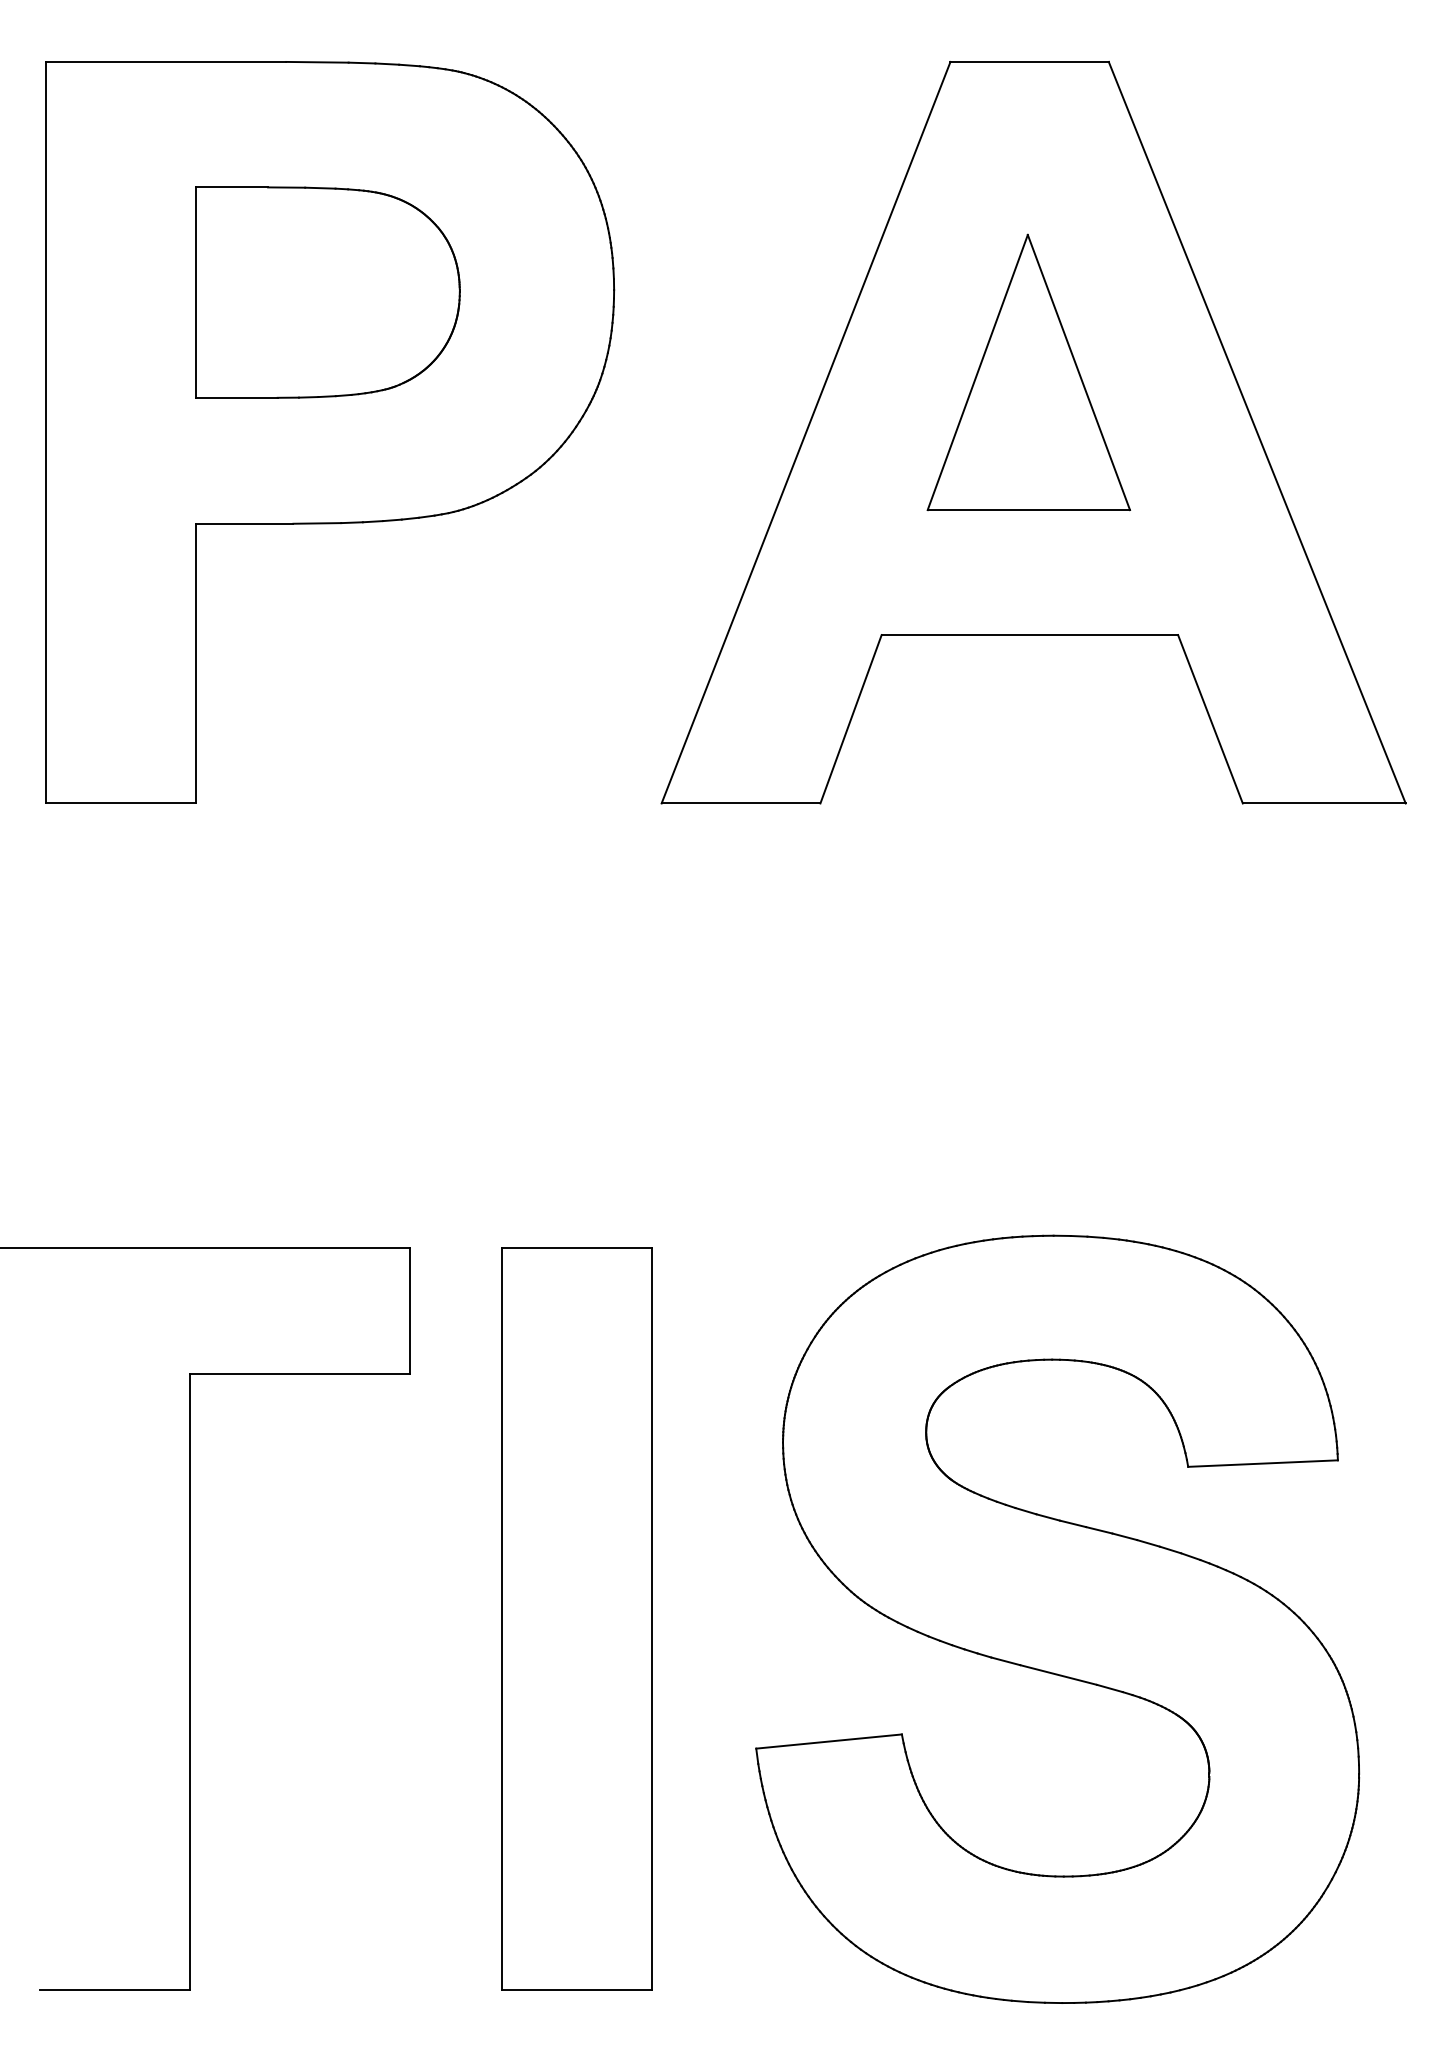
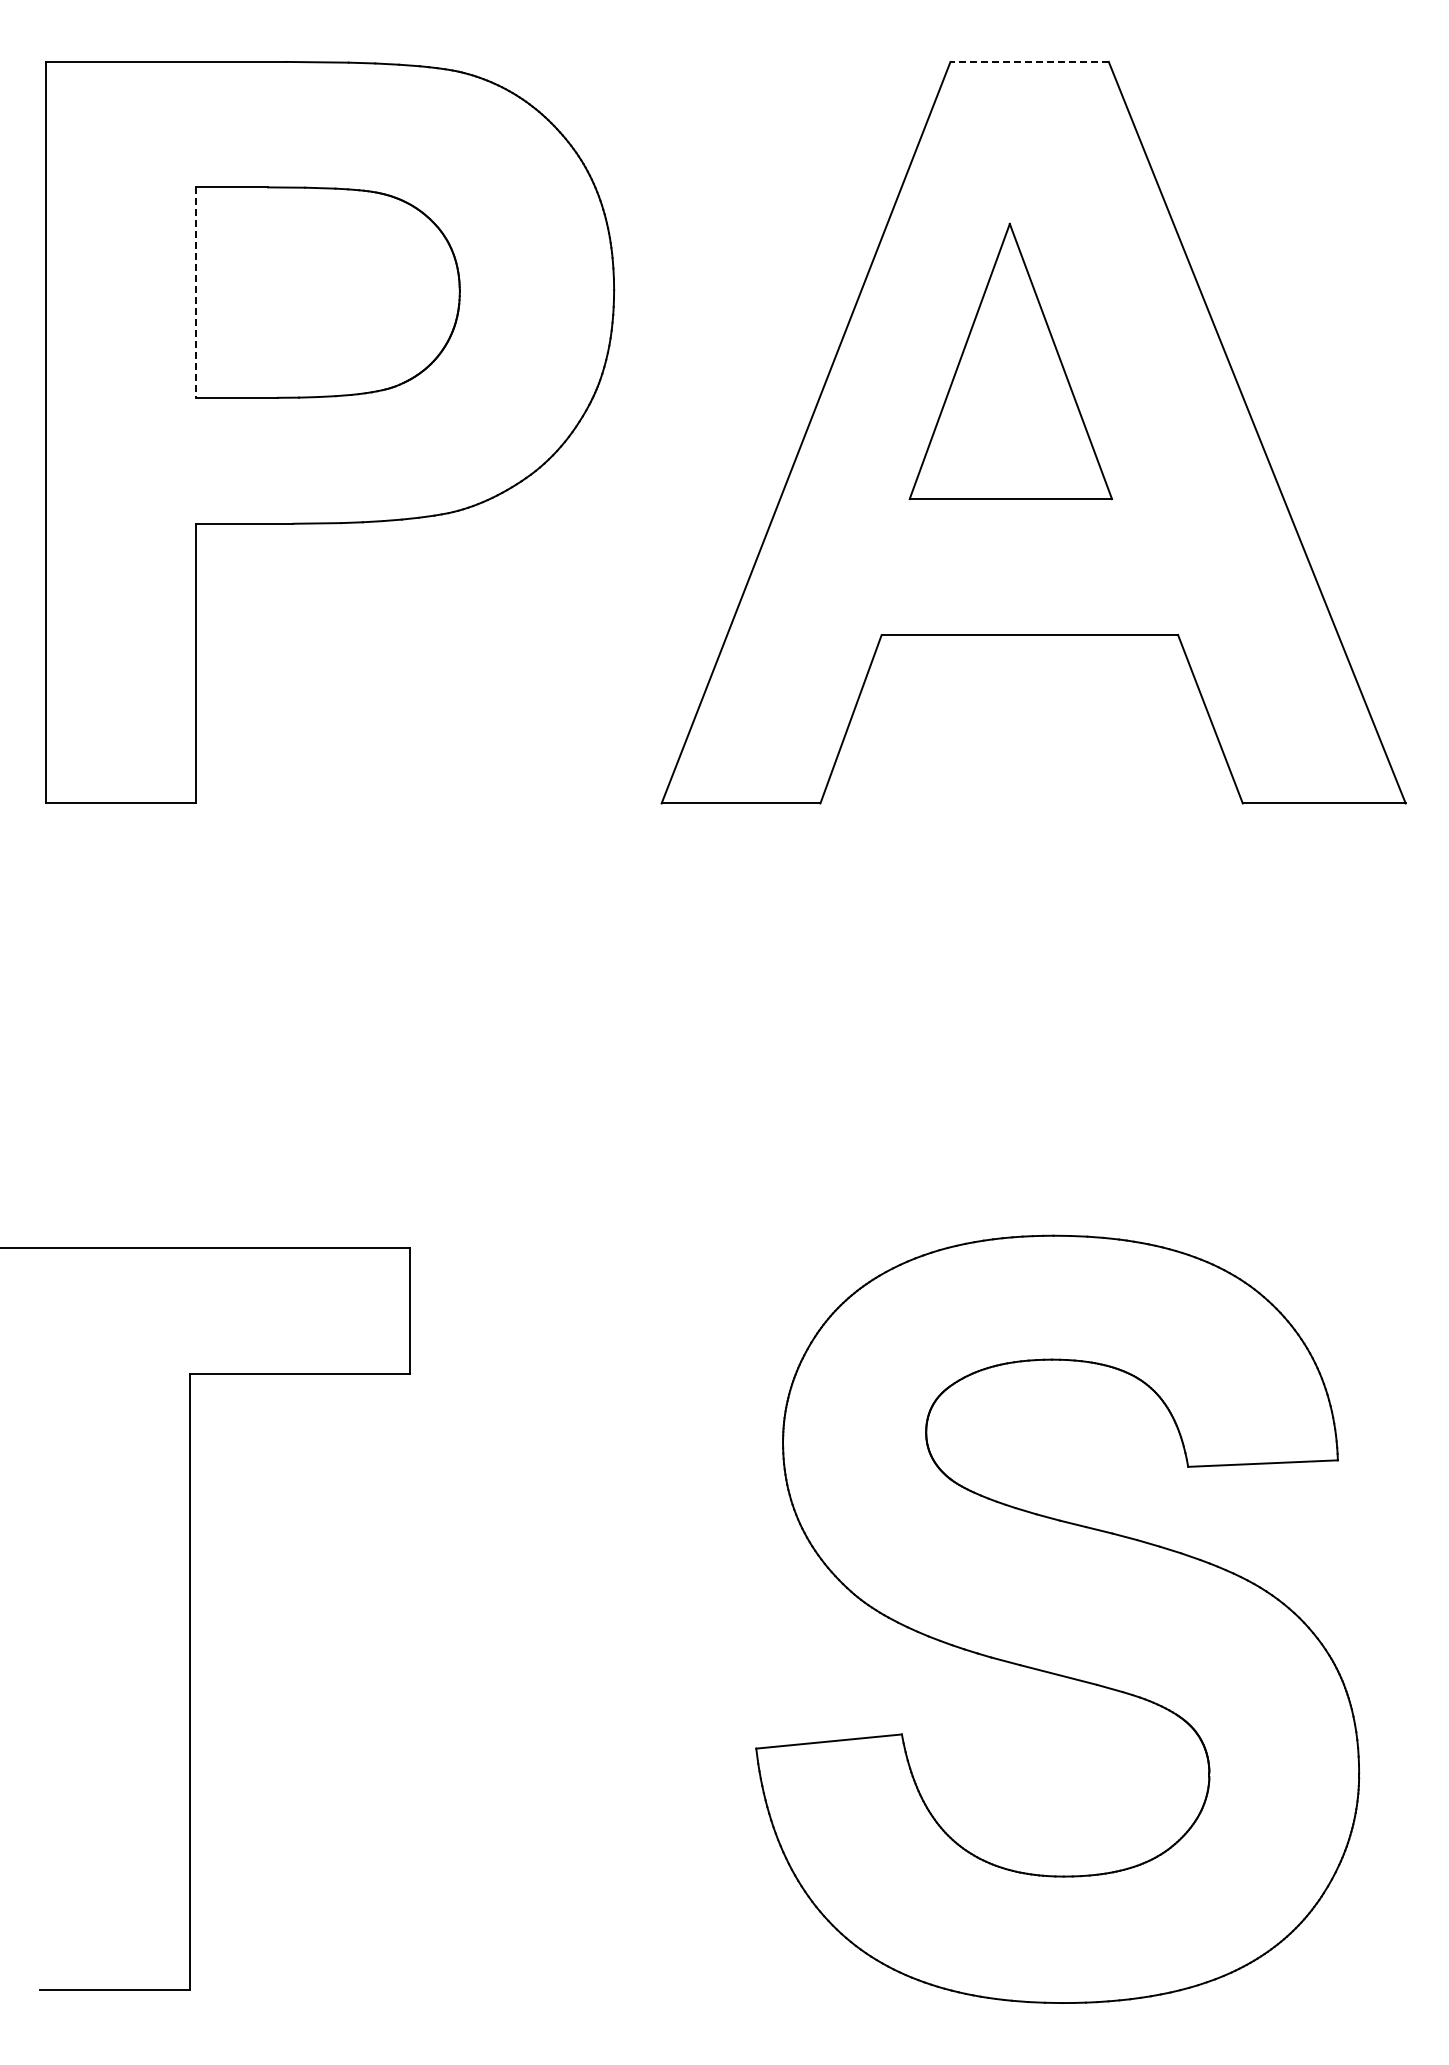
line: solid -> dashed (1029, 61)
line: solid -> dashed (195, 293)
part position: (1028, 372) -> (1010, 361) (1010, 361)
part: present -> none (576, 1618)
